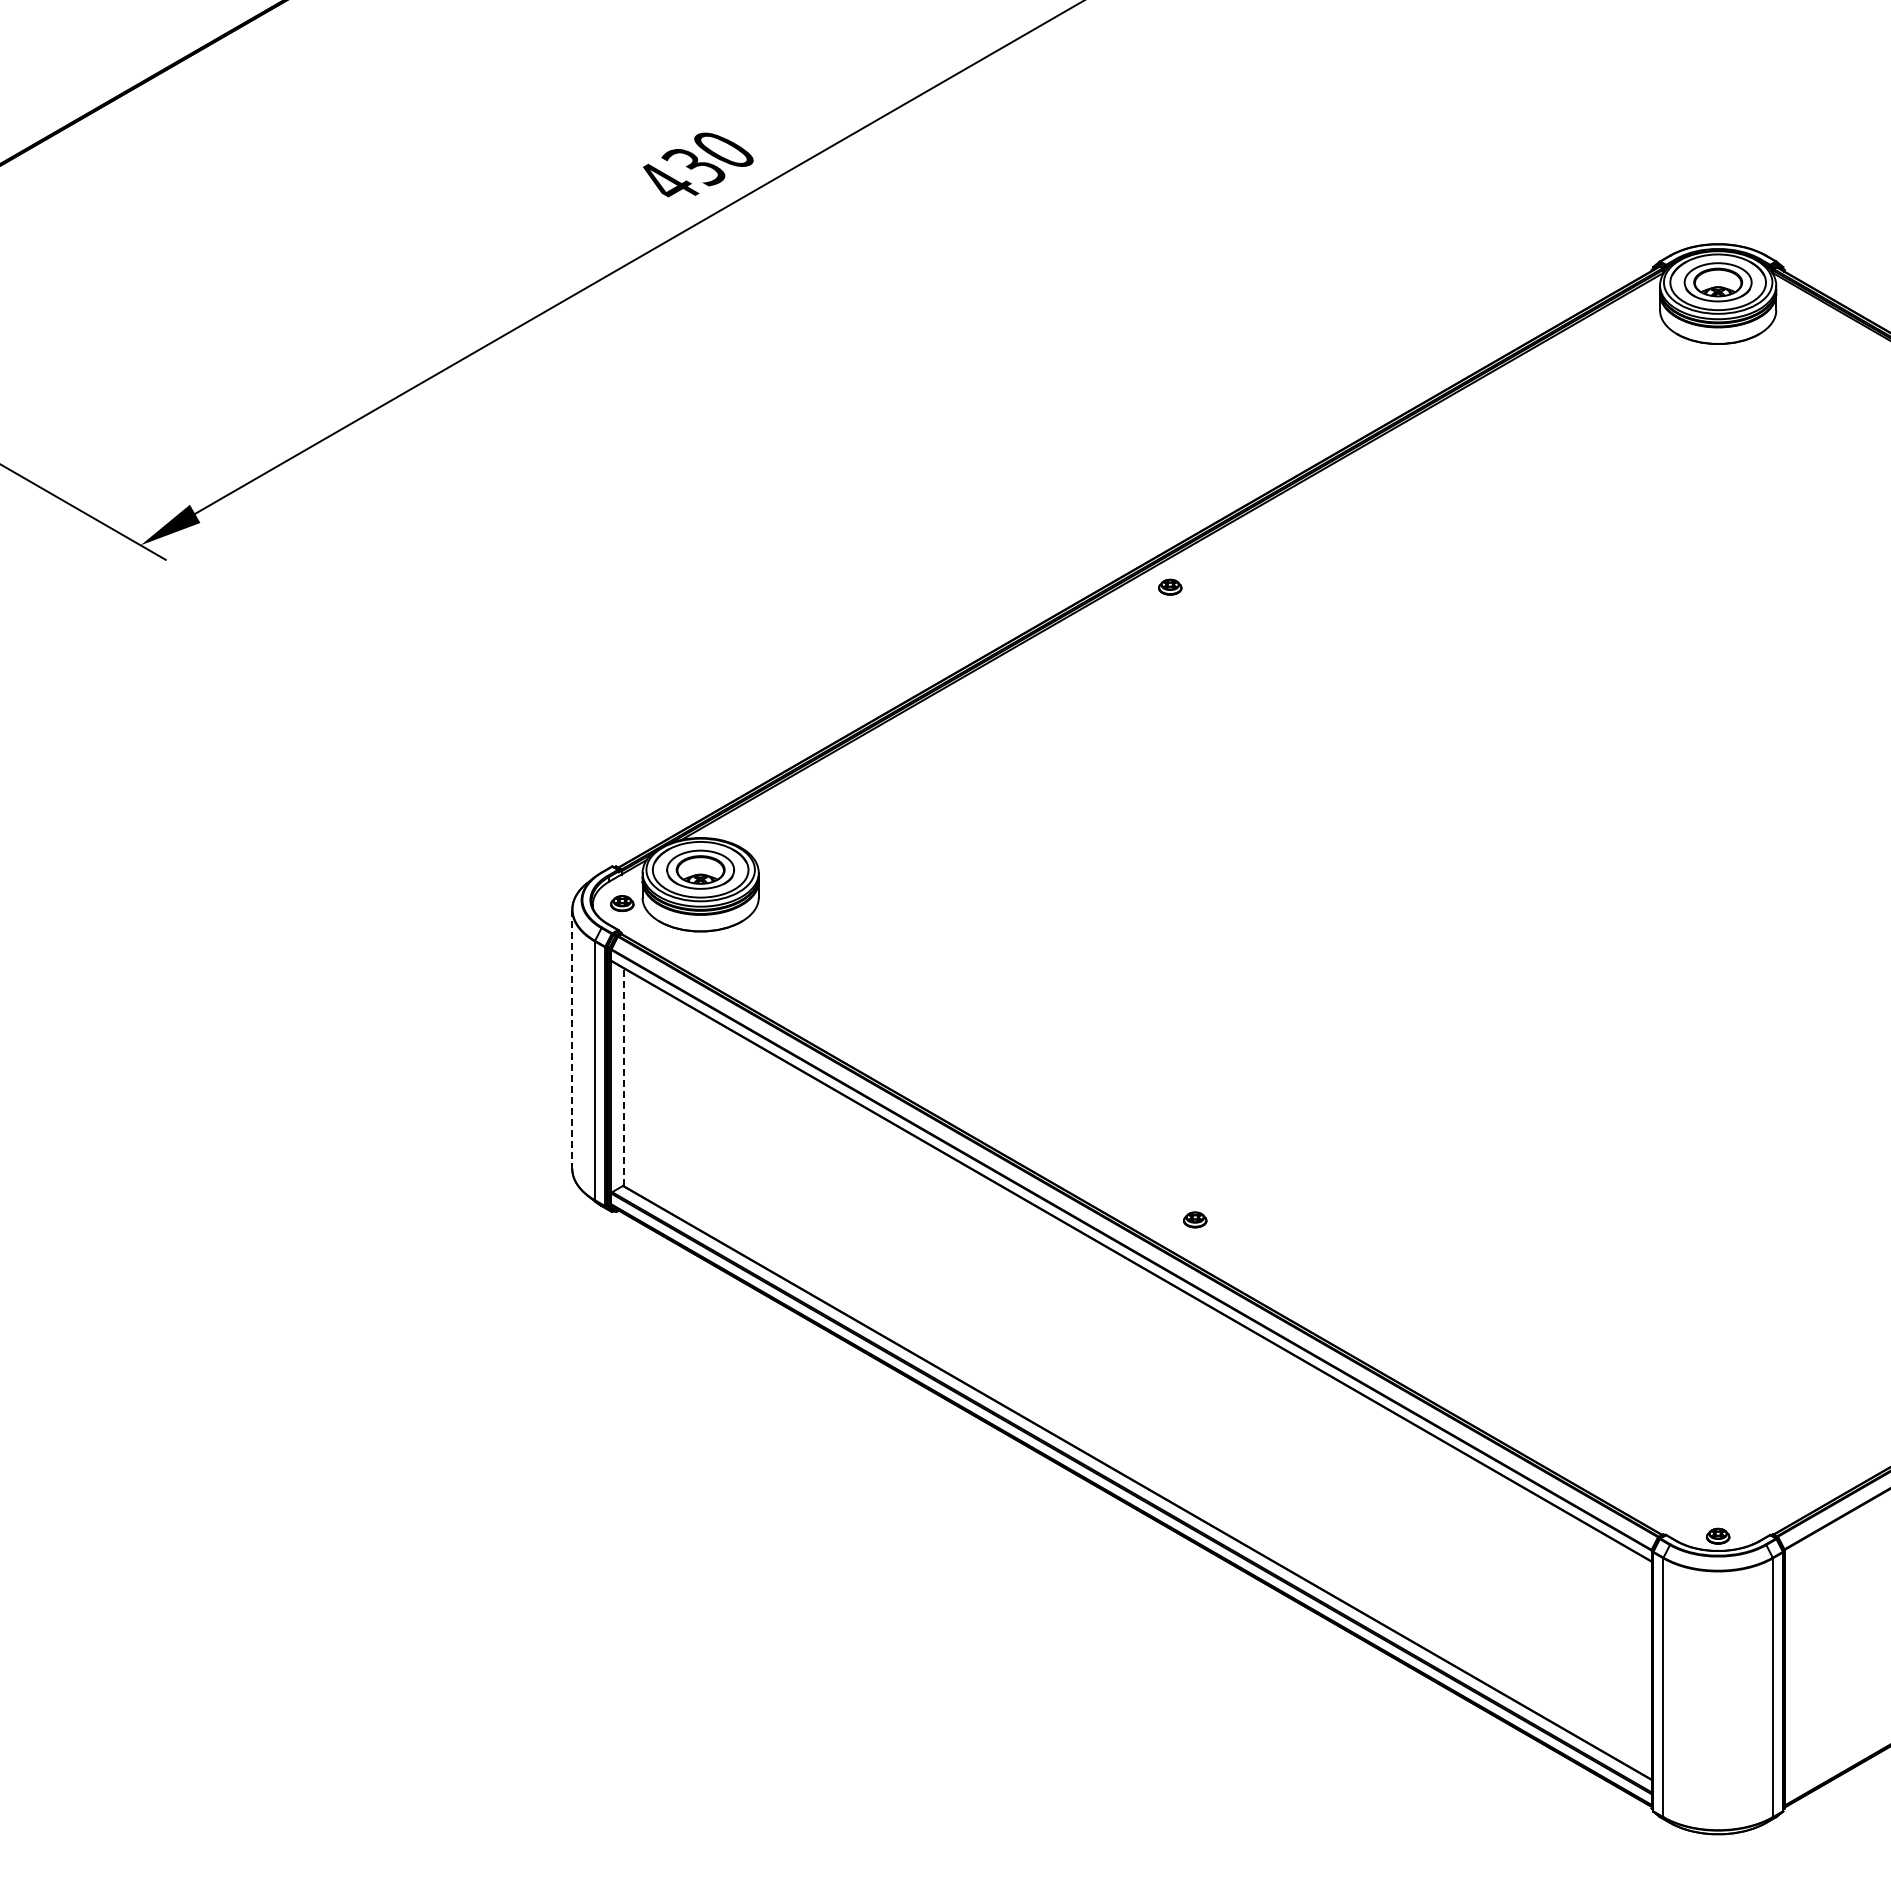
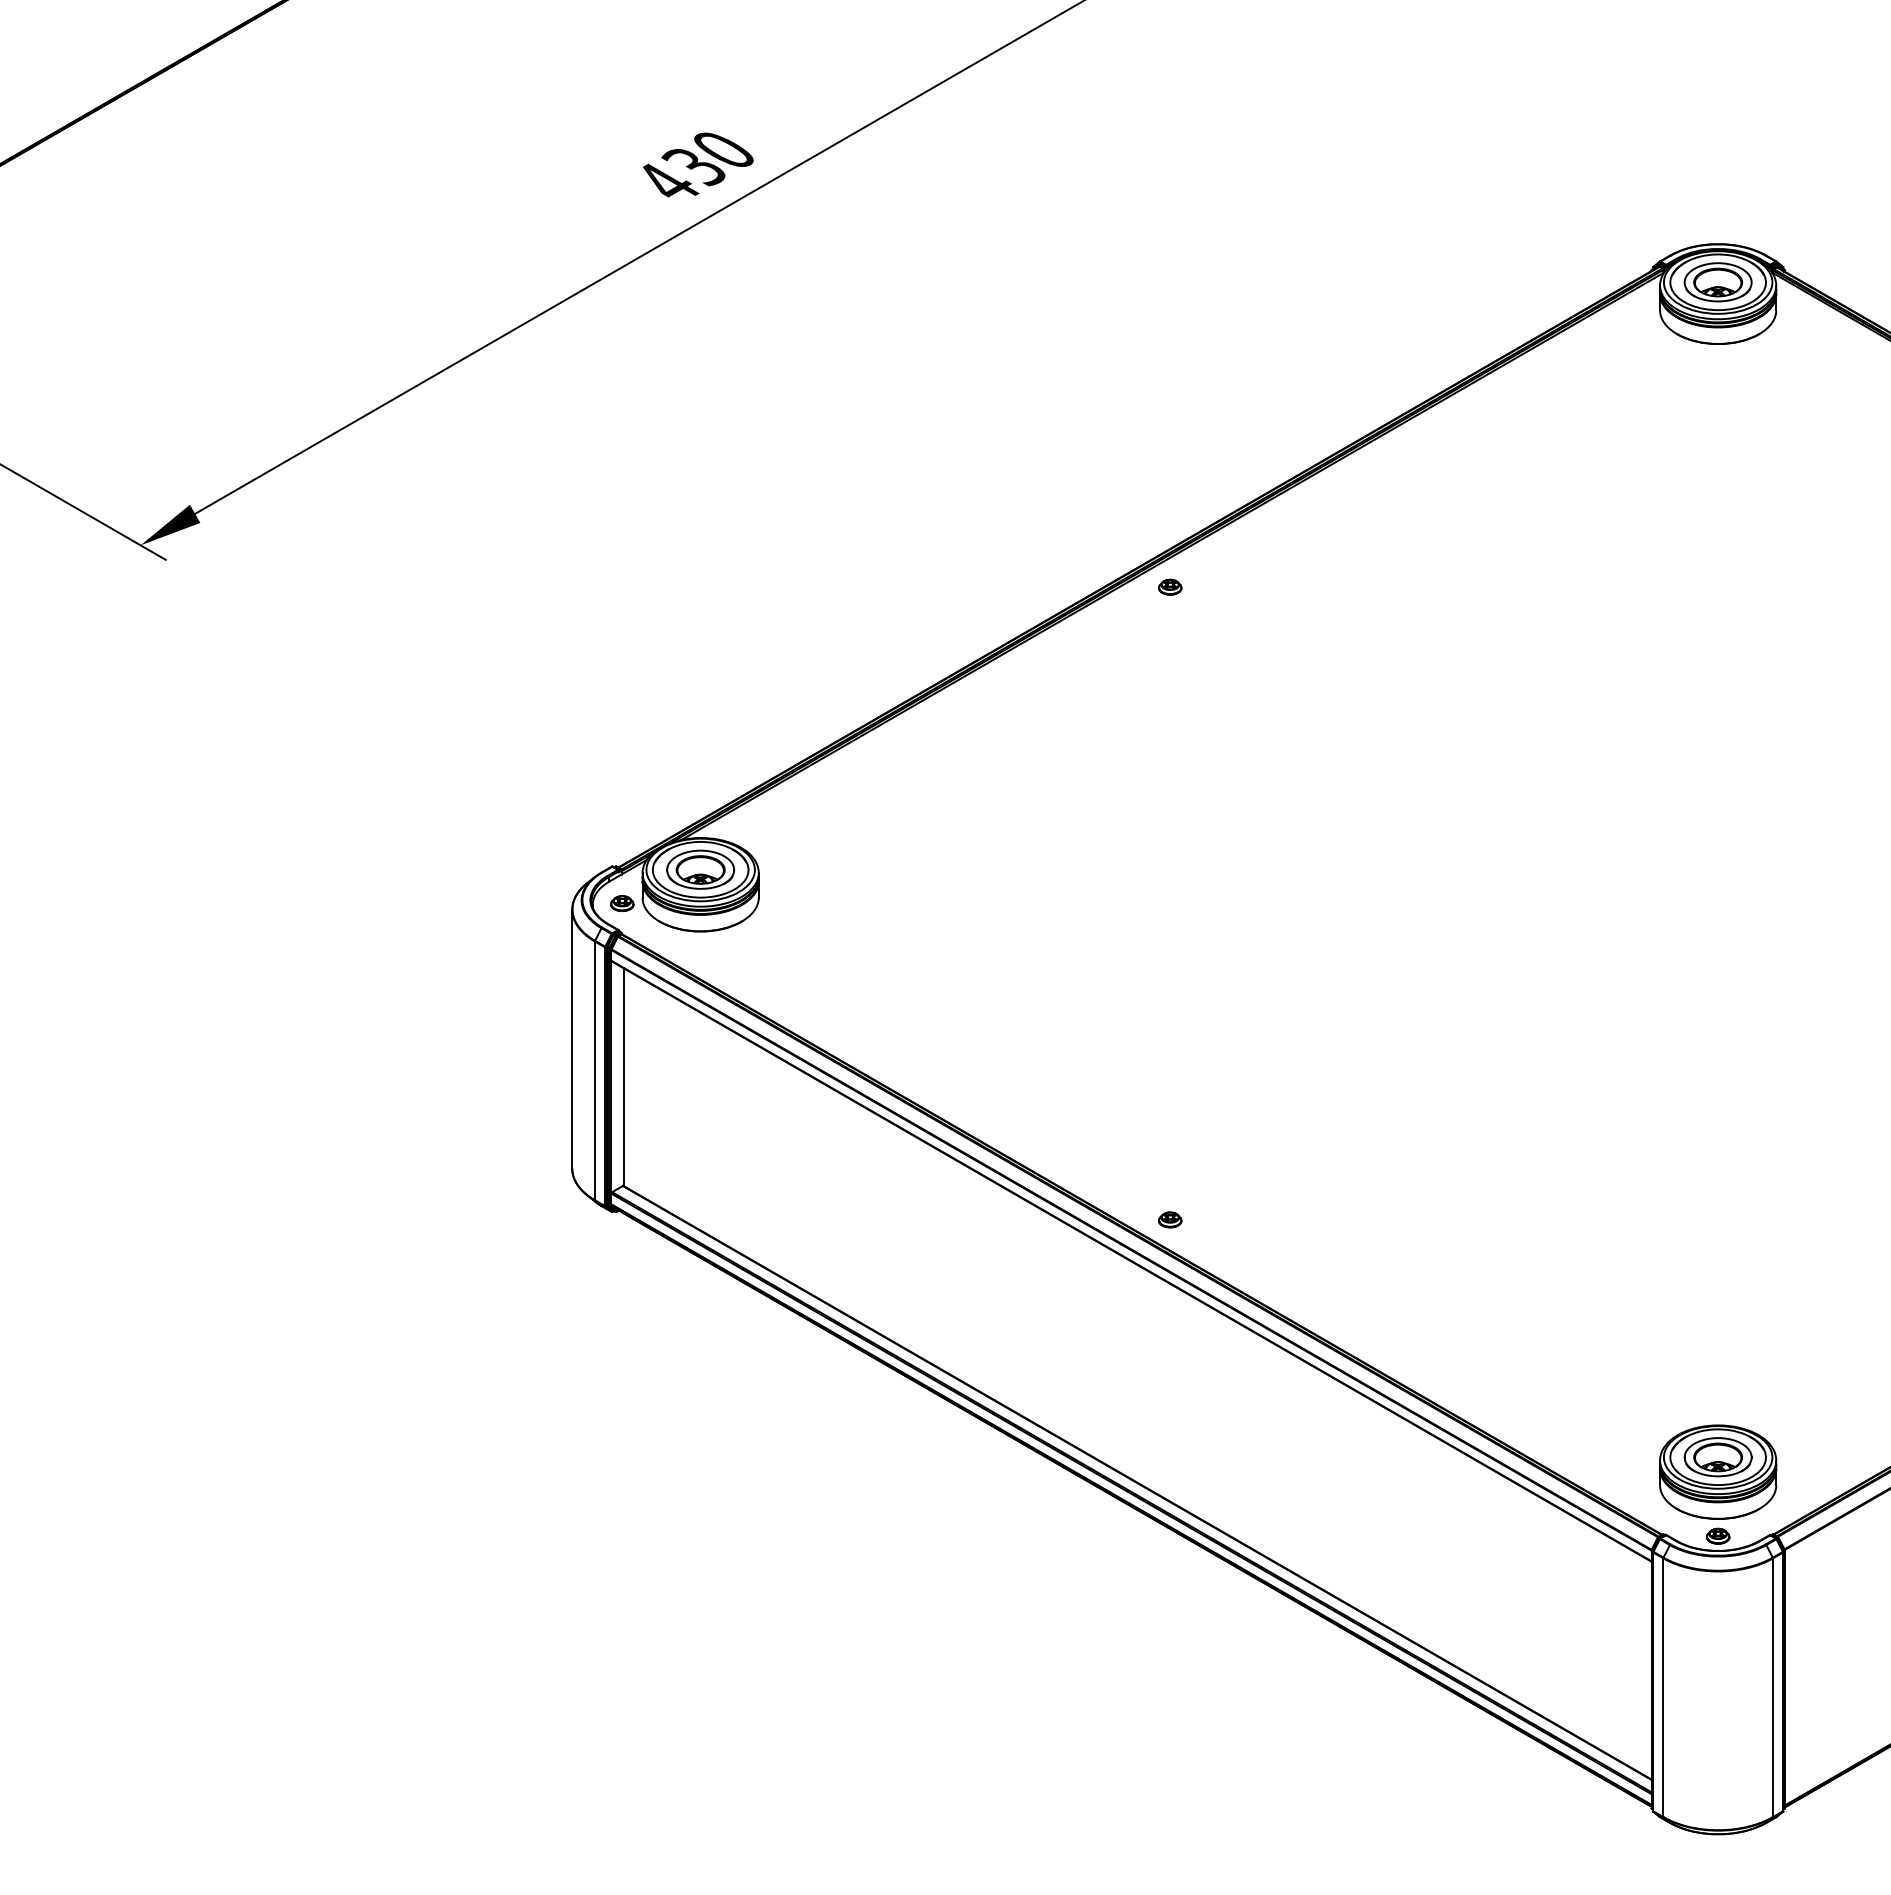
line: dashed -> solid (572, 1039)
line: dashed -> solid (623, 1077)
part position: (1195, 1219) -> (1170, 1219) (1170, 1219)
part: none -> present (1718, 1471)
